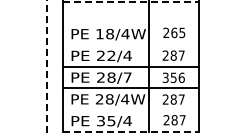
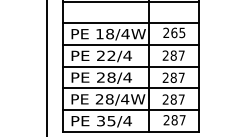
line: dashed -> solid (130, 1)
line: none -> present (130, 23)
line: none -> present (130, 44)
line: dashed -> solid (47, 68)
text: 28/7 -> 28/4 (127, 77)
text: 356 -> 287 (173, 77)
line: none -> present (130, 110)
line: dashed -> solid (130, 131)
